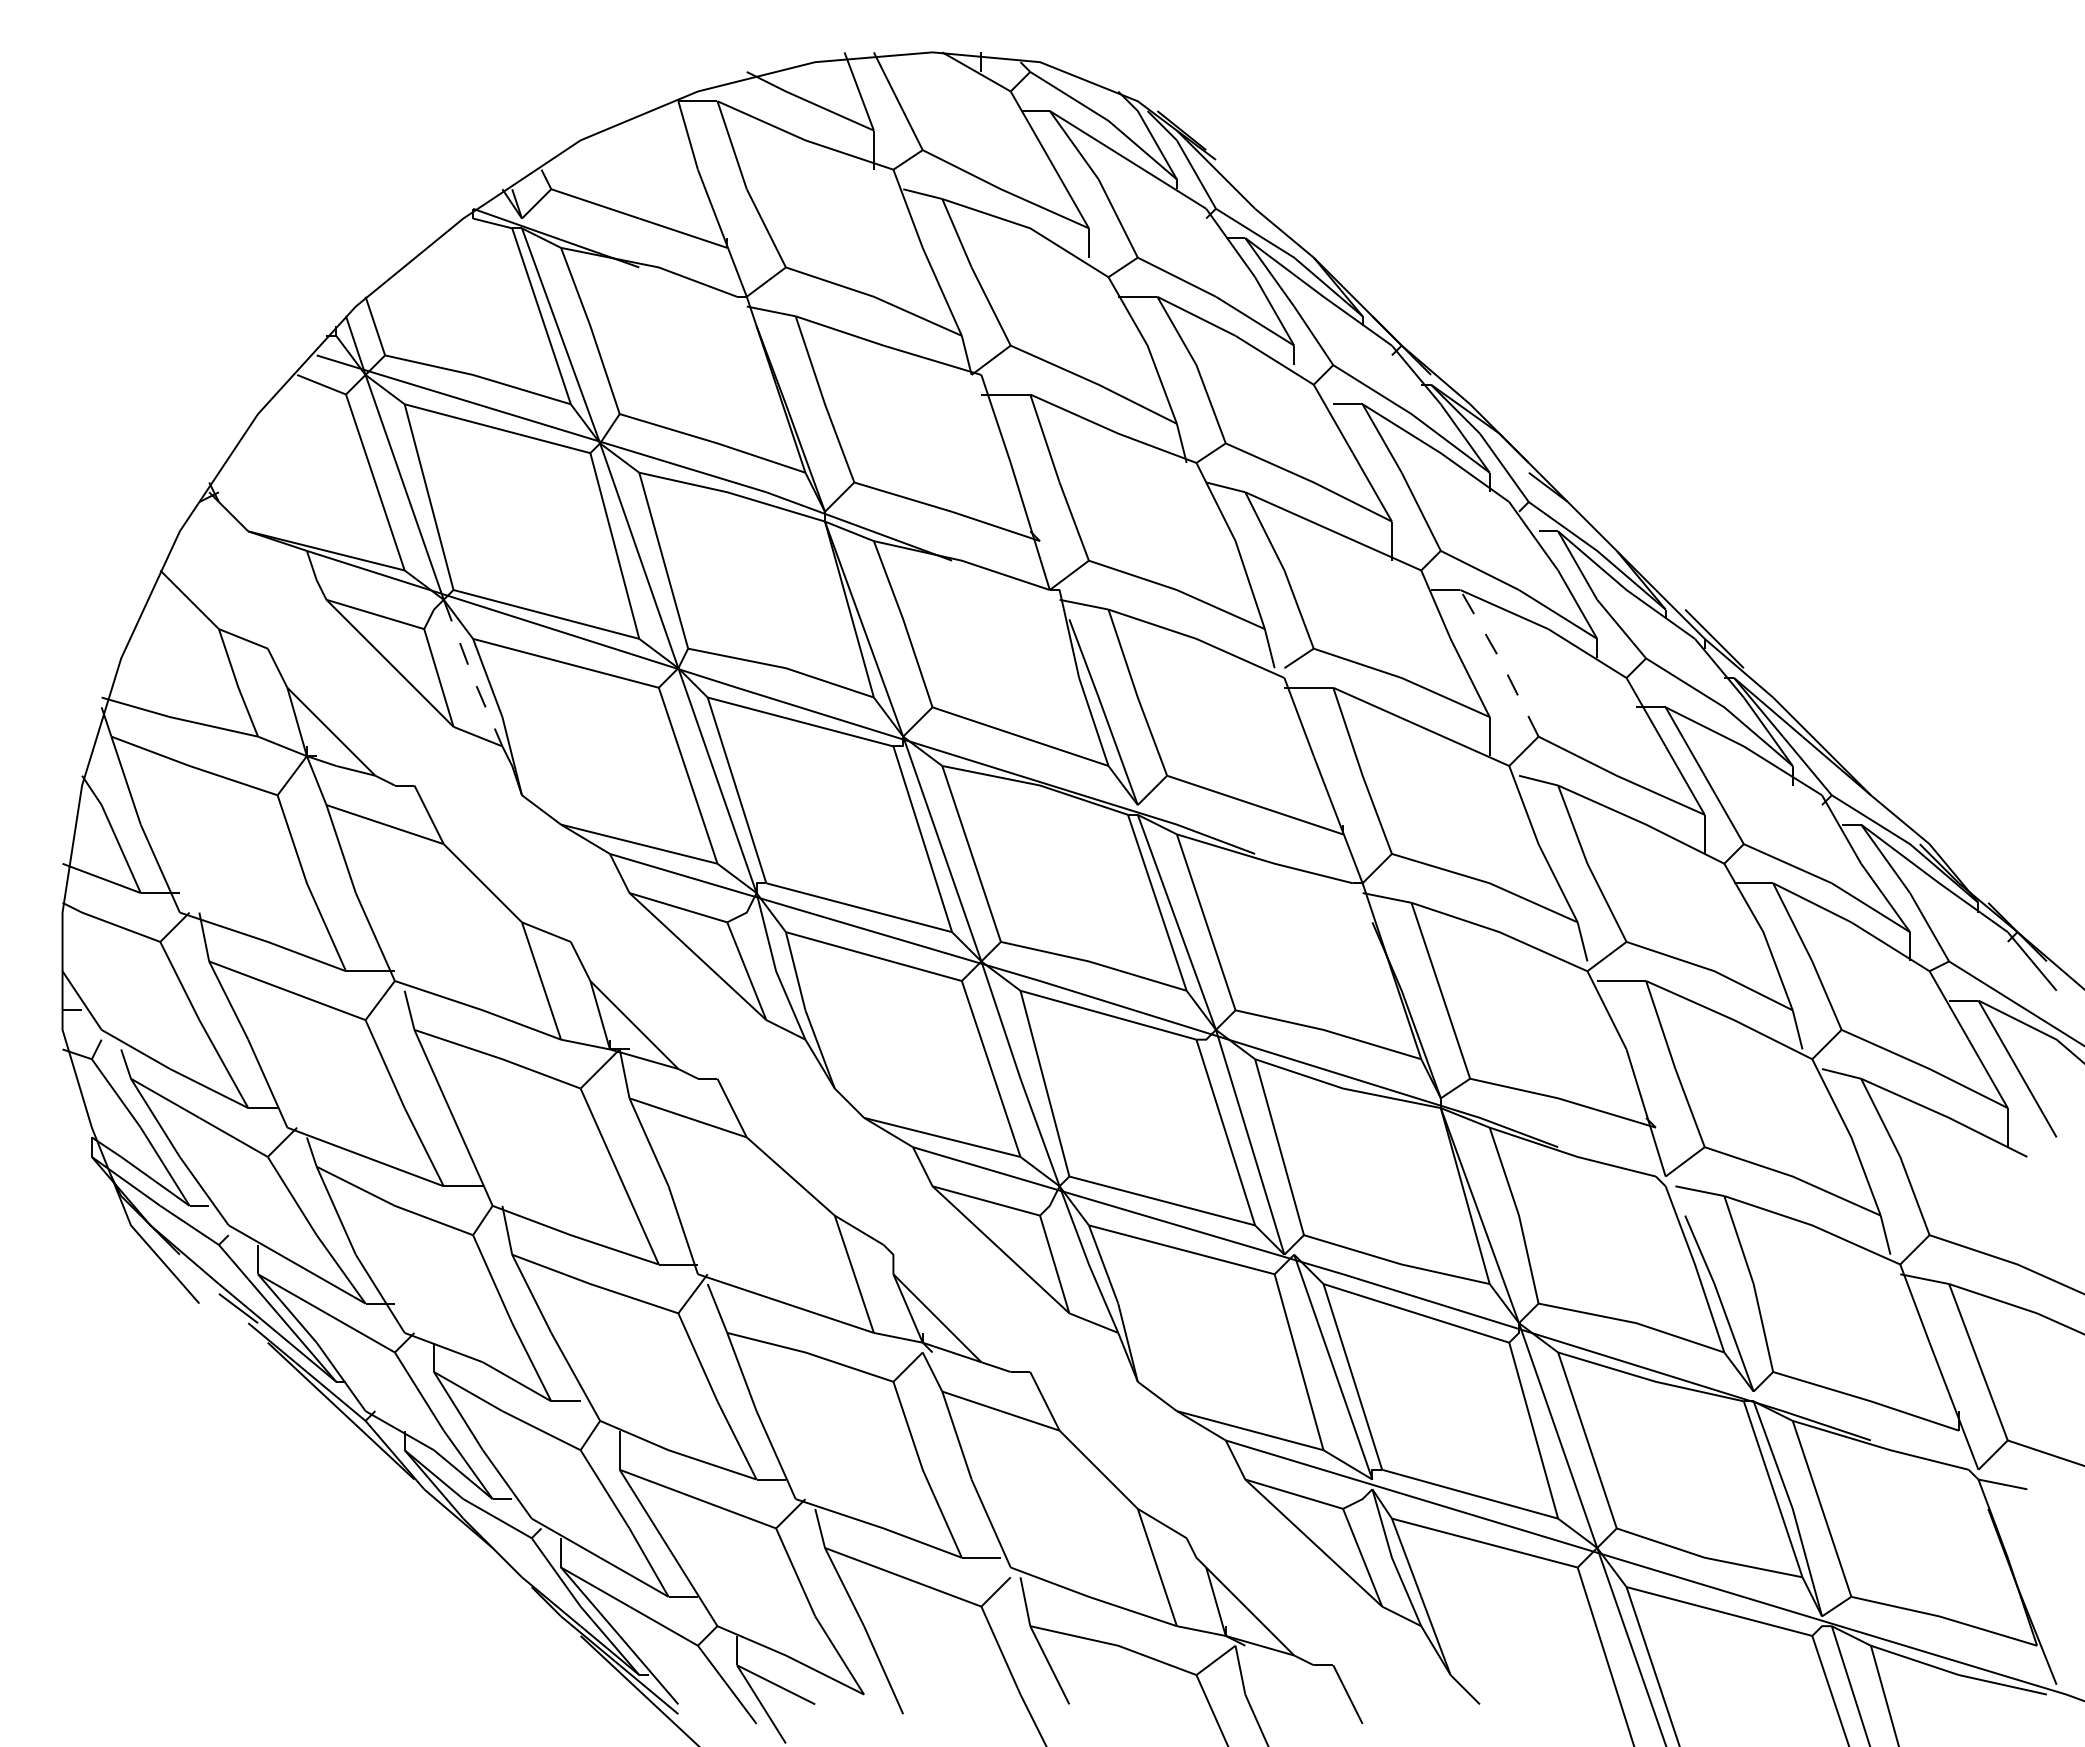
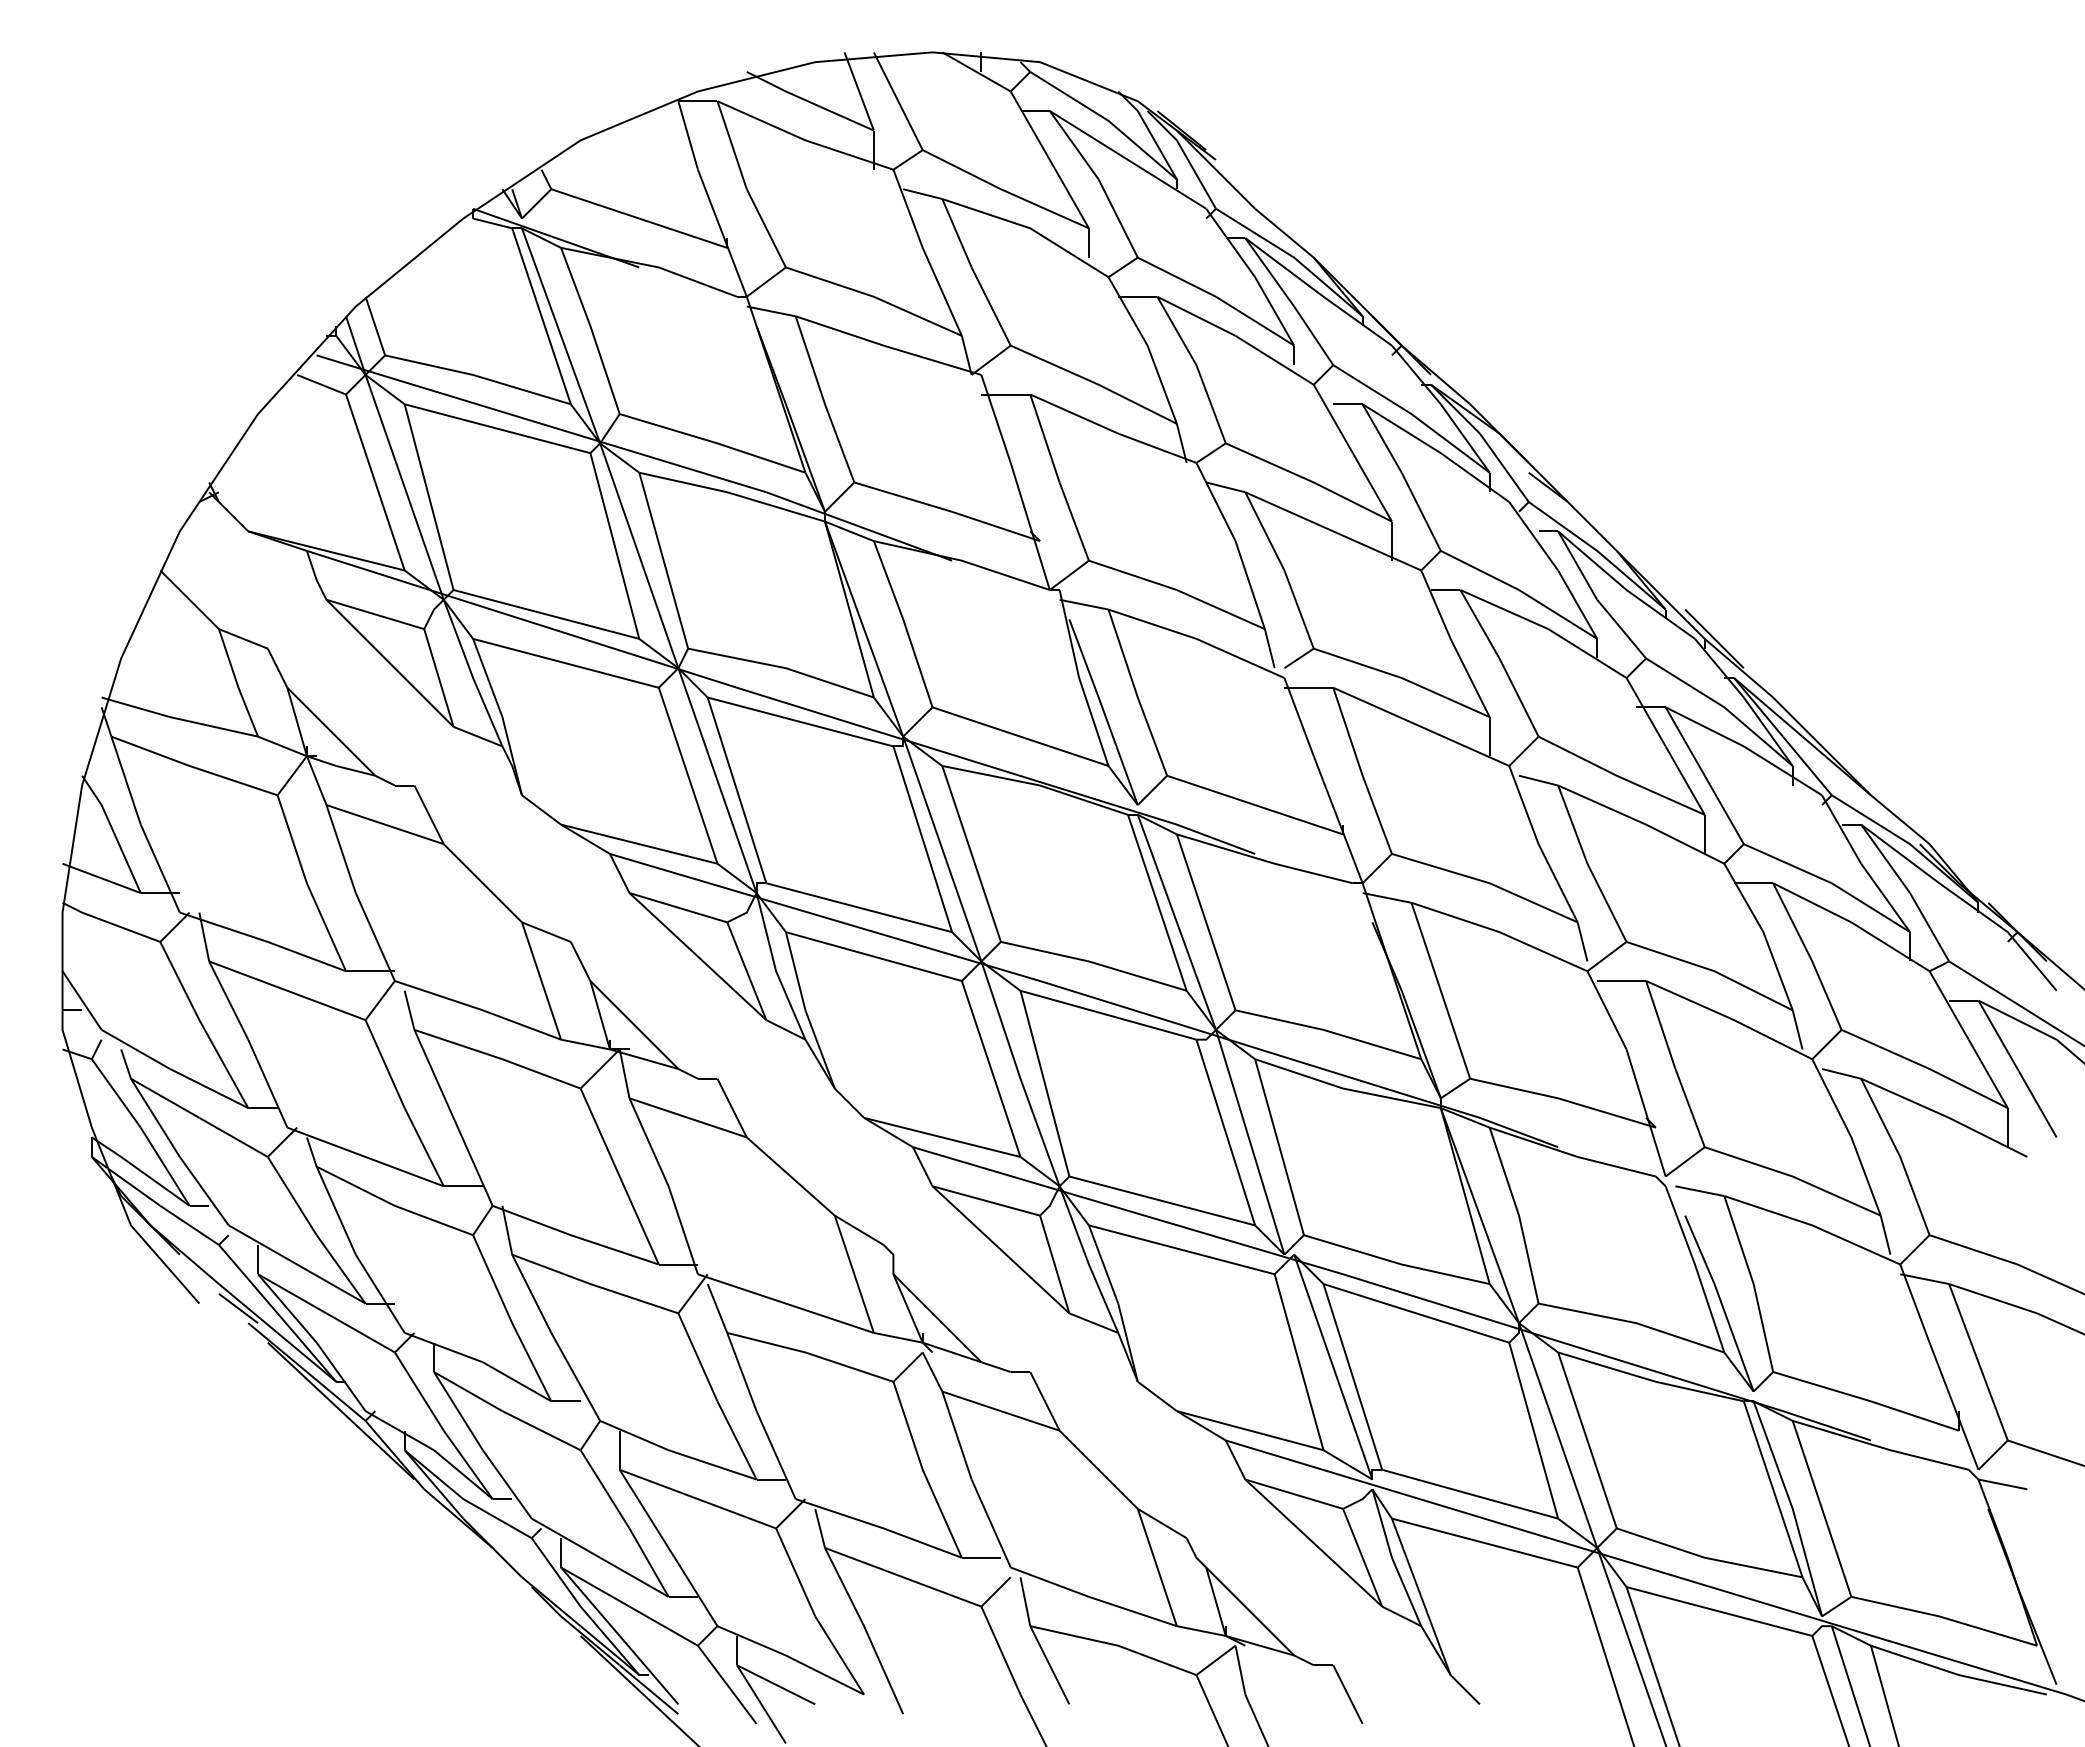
line: dashed -> solid (1501, 662)
line: dashed -> solid (471, 674)
